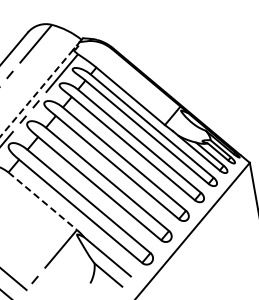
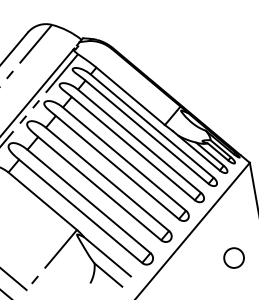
line: dashed -> solid (36, 93)
line: dashed -> solid (42, 201)
part: none -> present (233, 257)
